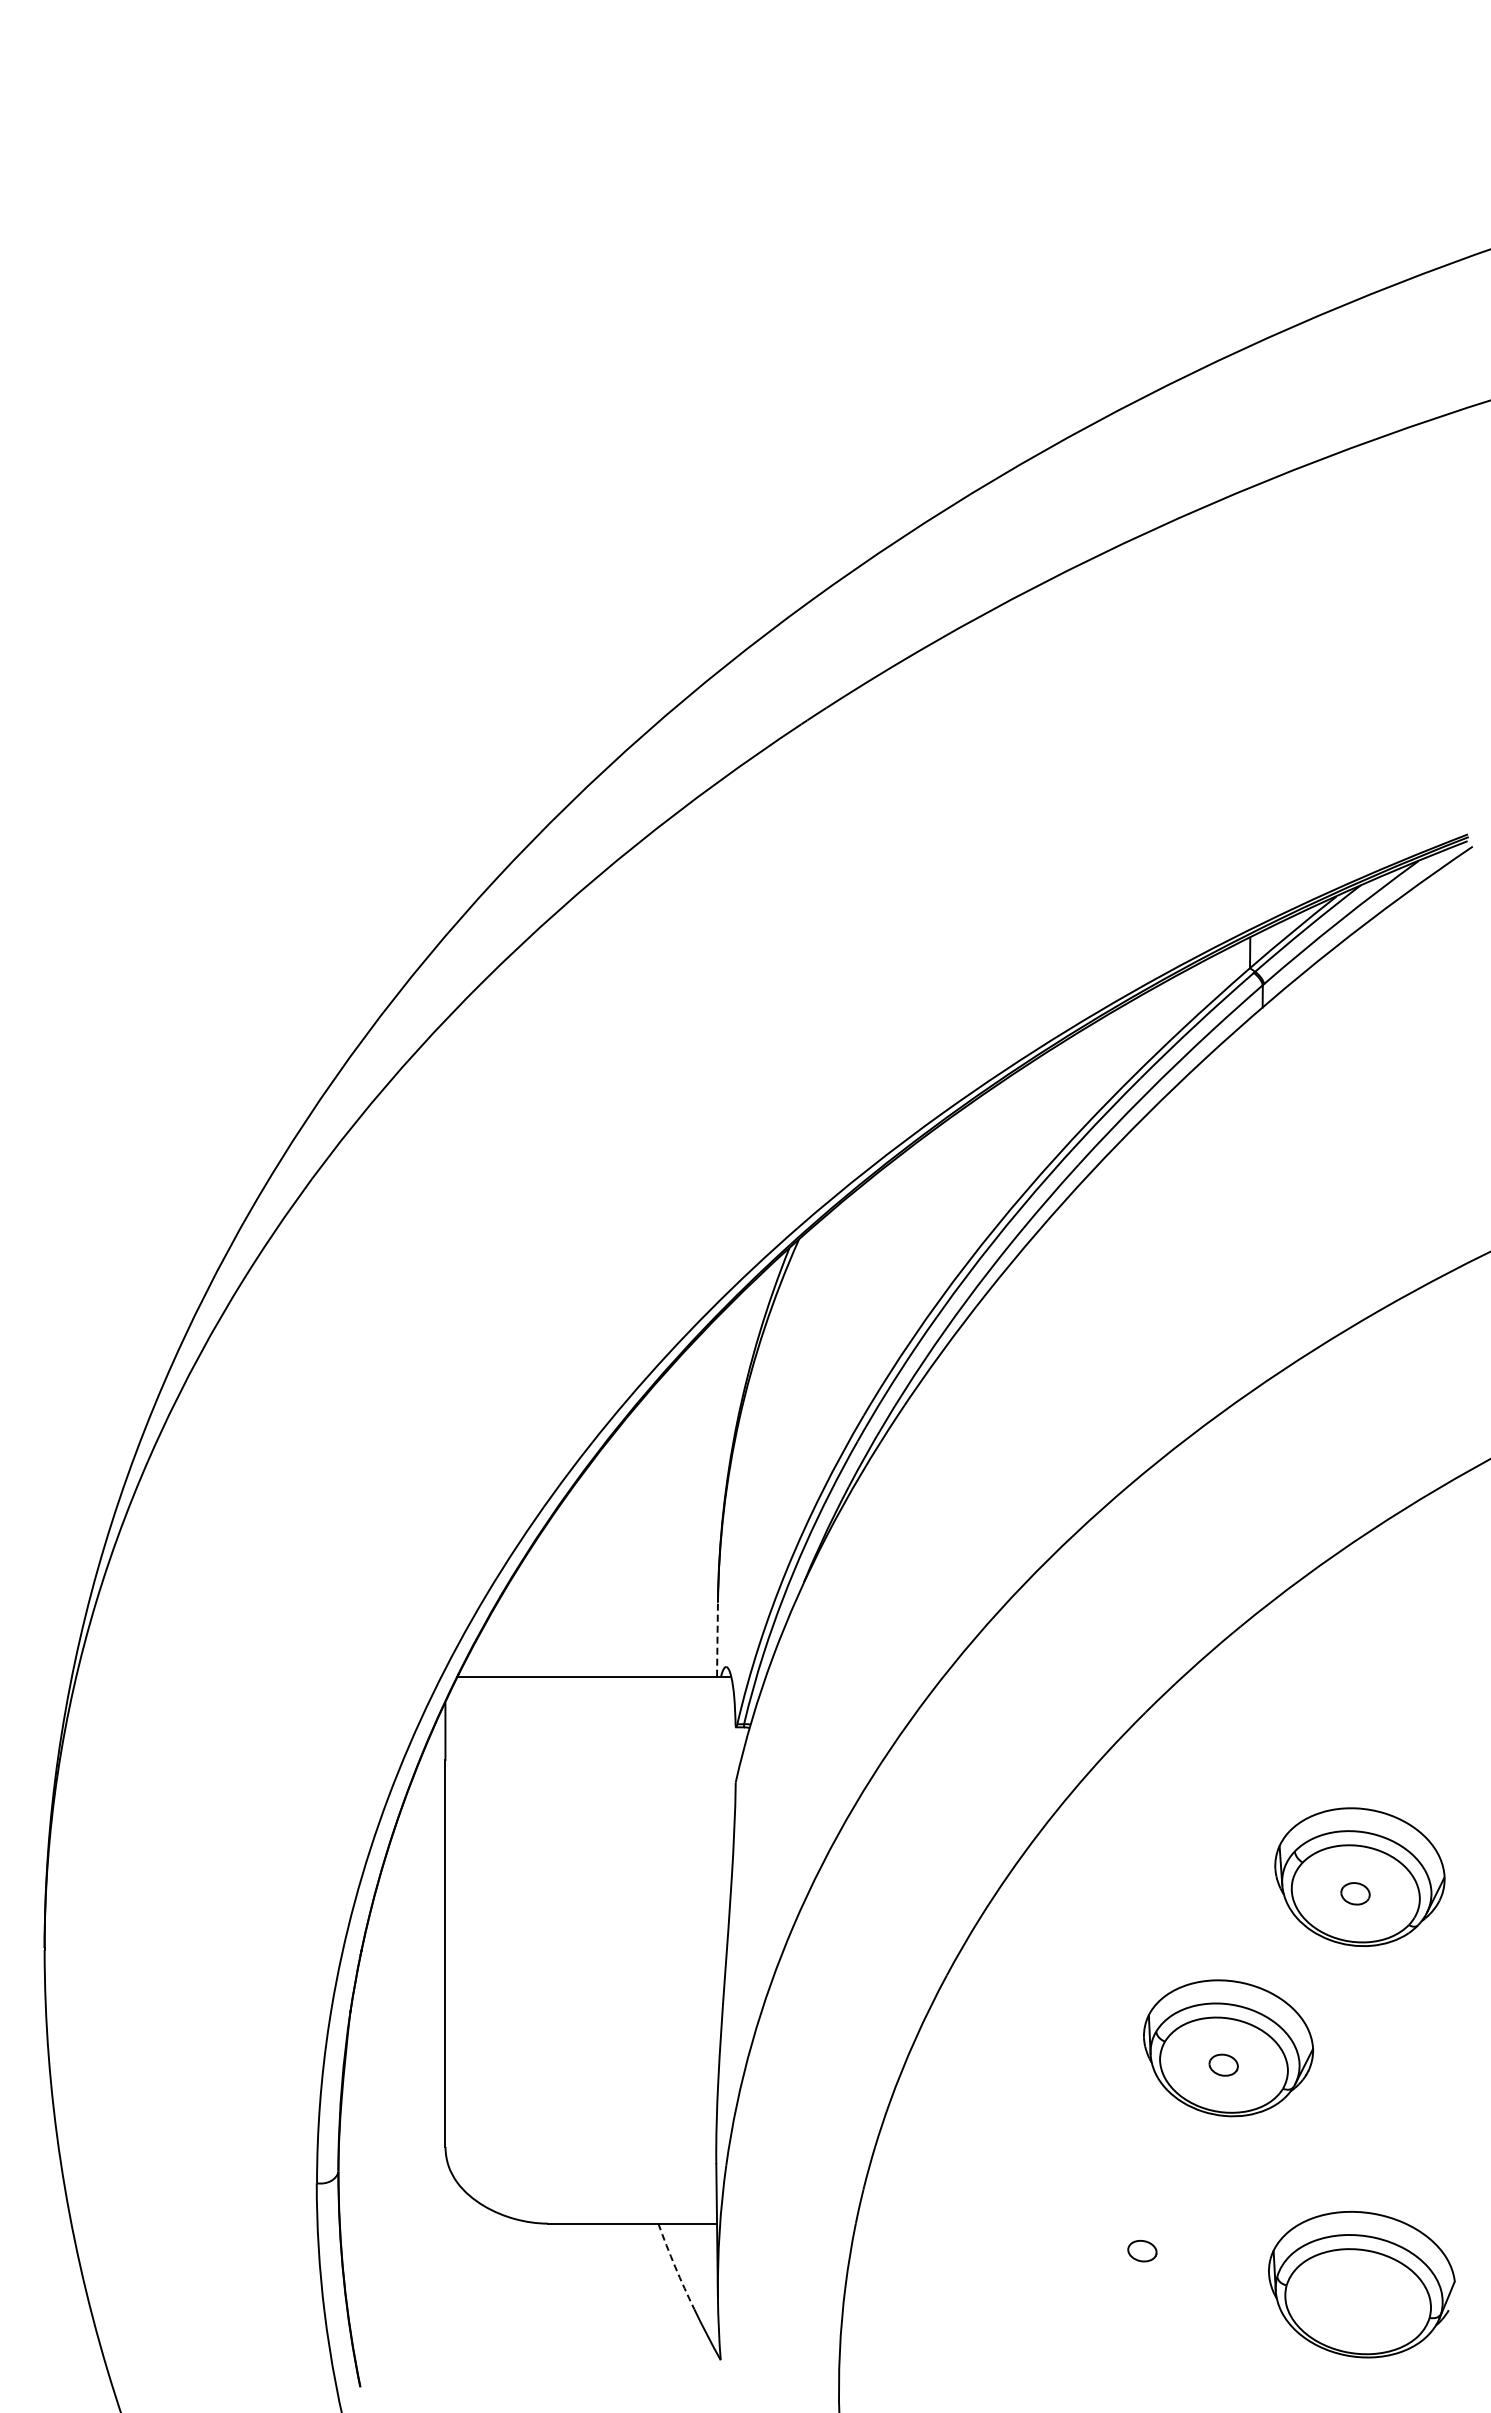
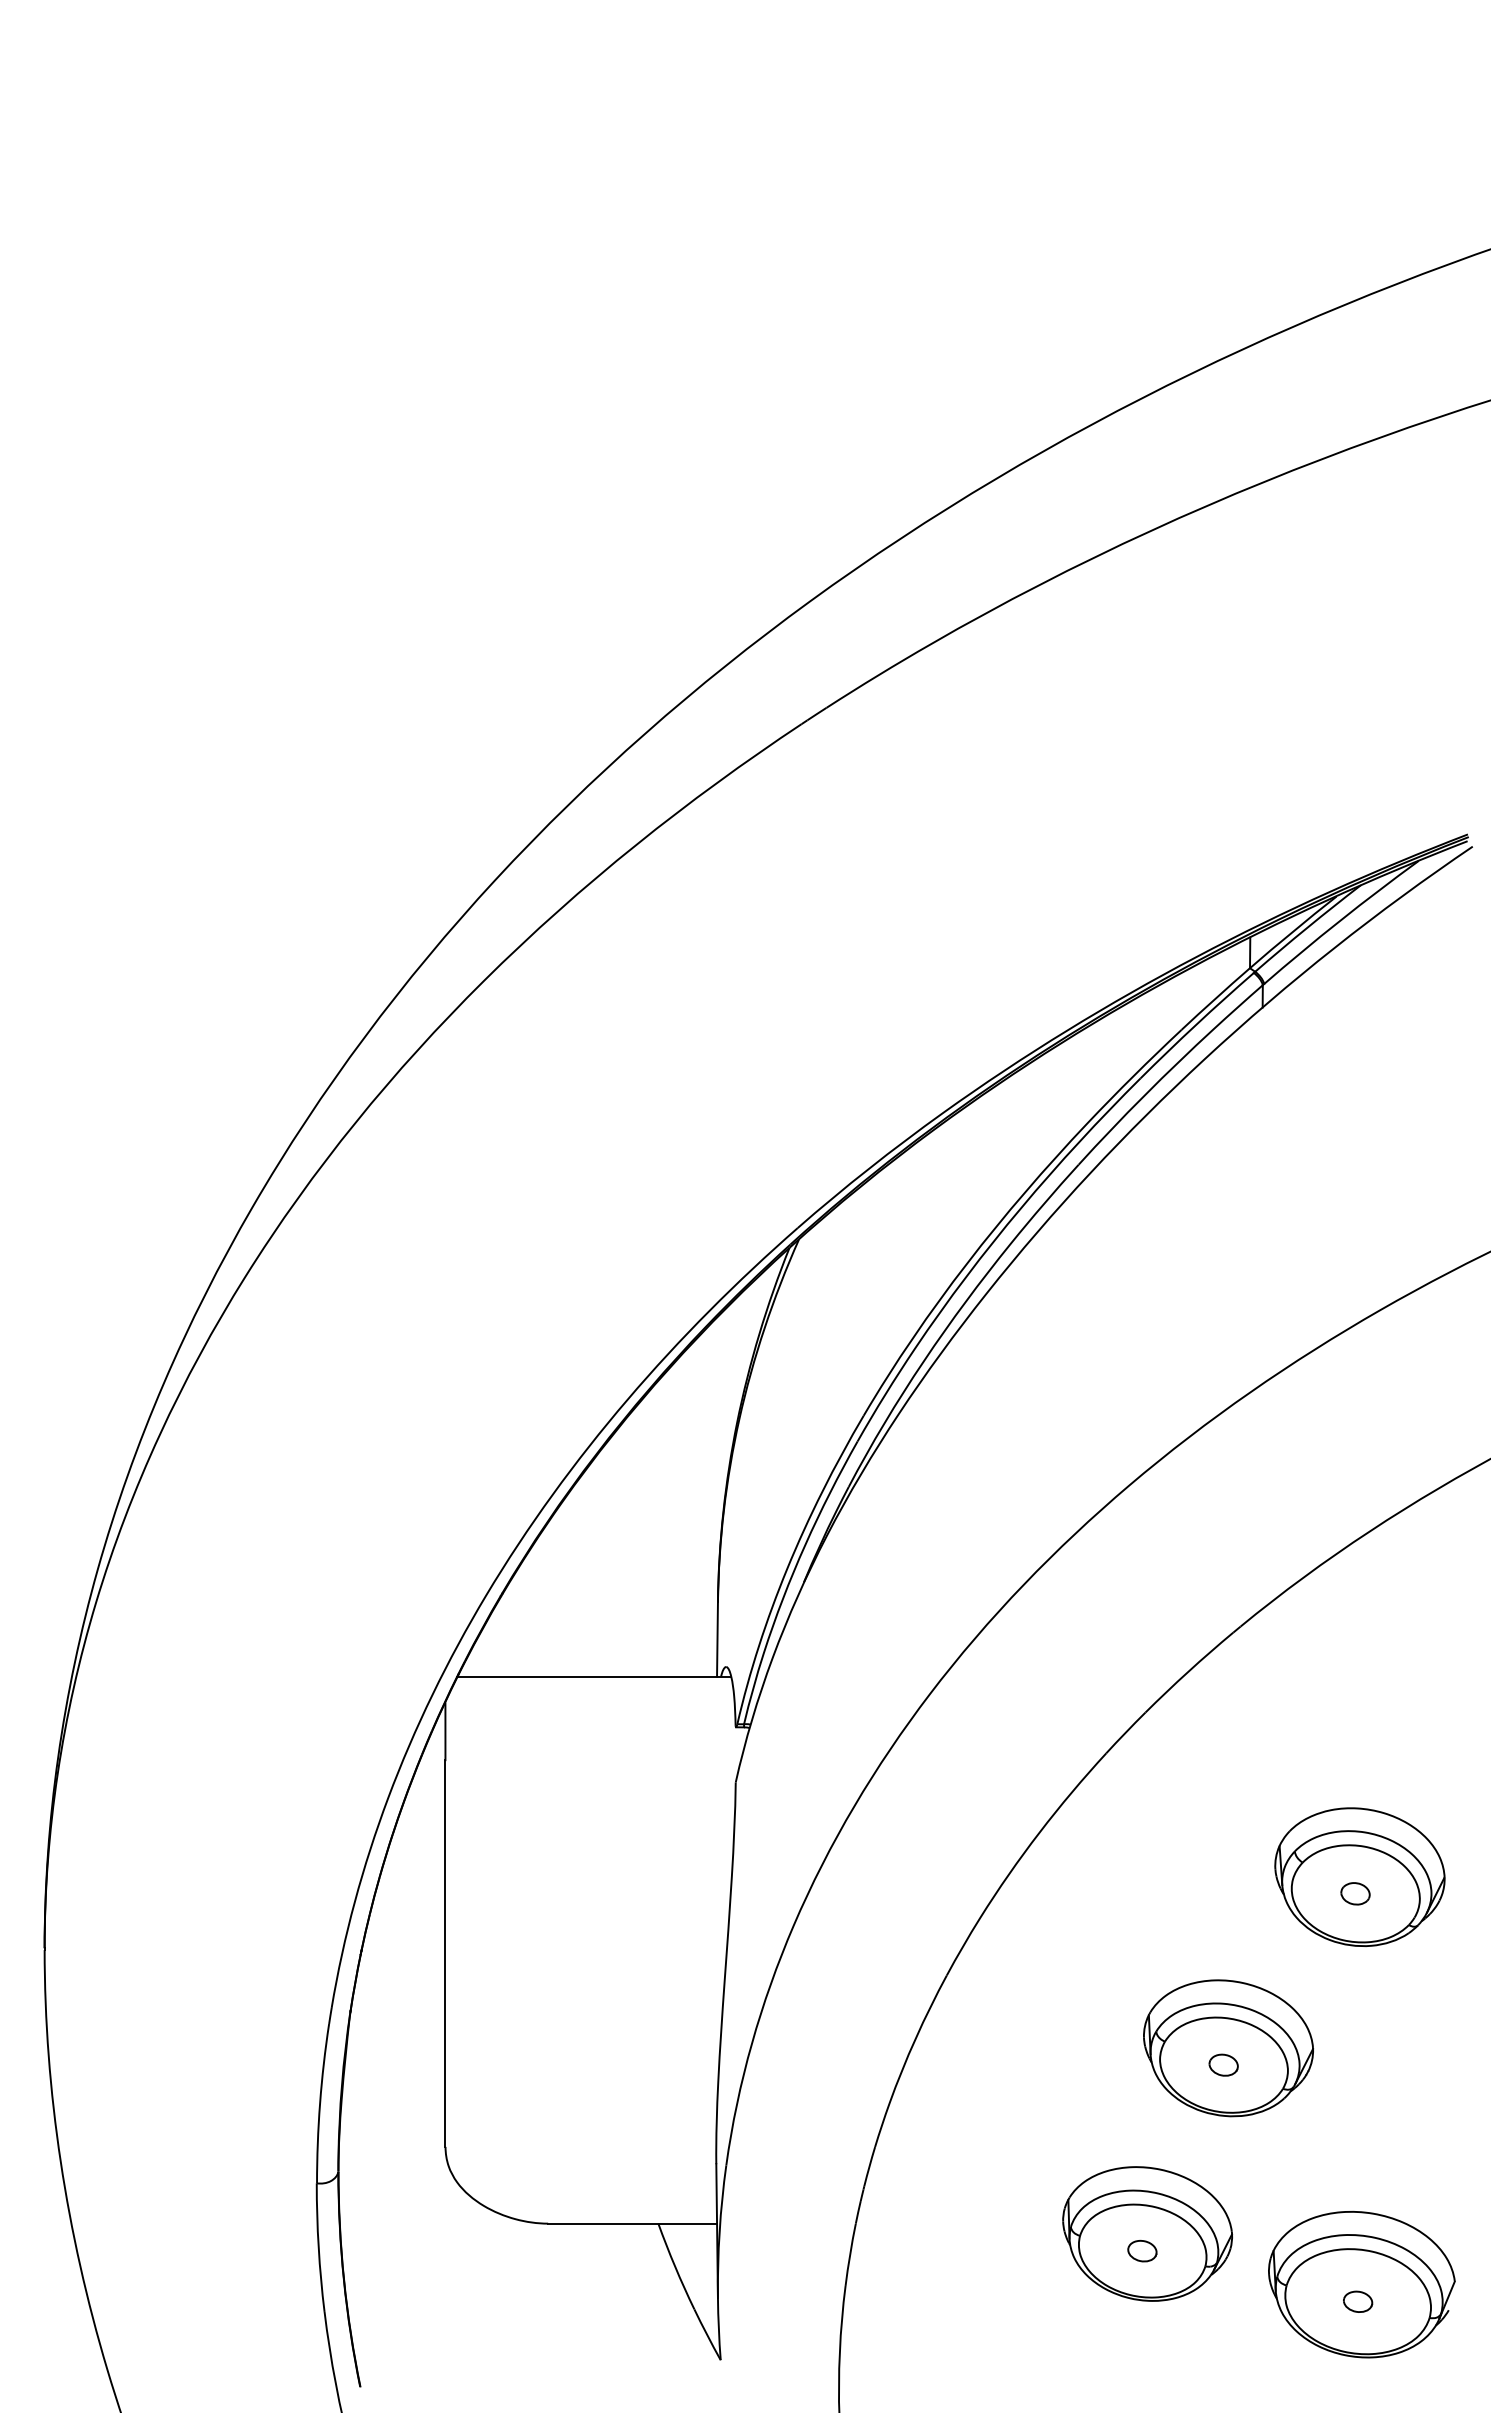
line: dashed -> solid (717, 1639)
part: none -> present (1147, 2233)
arc: dashed -> solid (675, 2266)
part: none -> present (1358, 2301)
